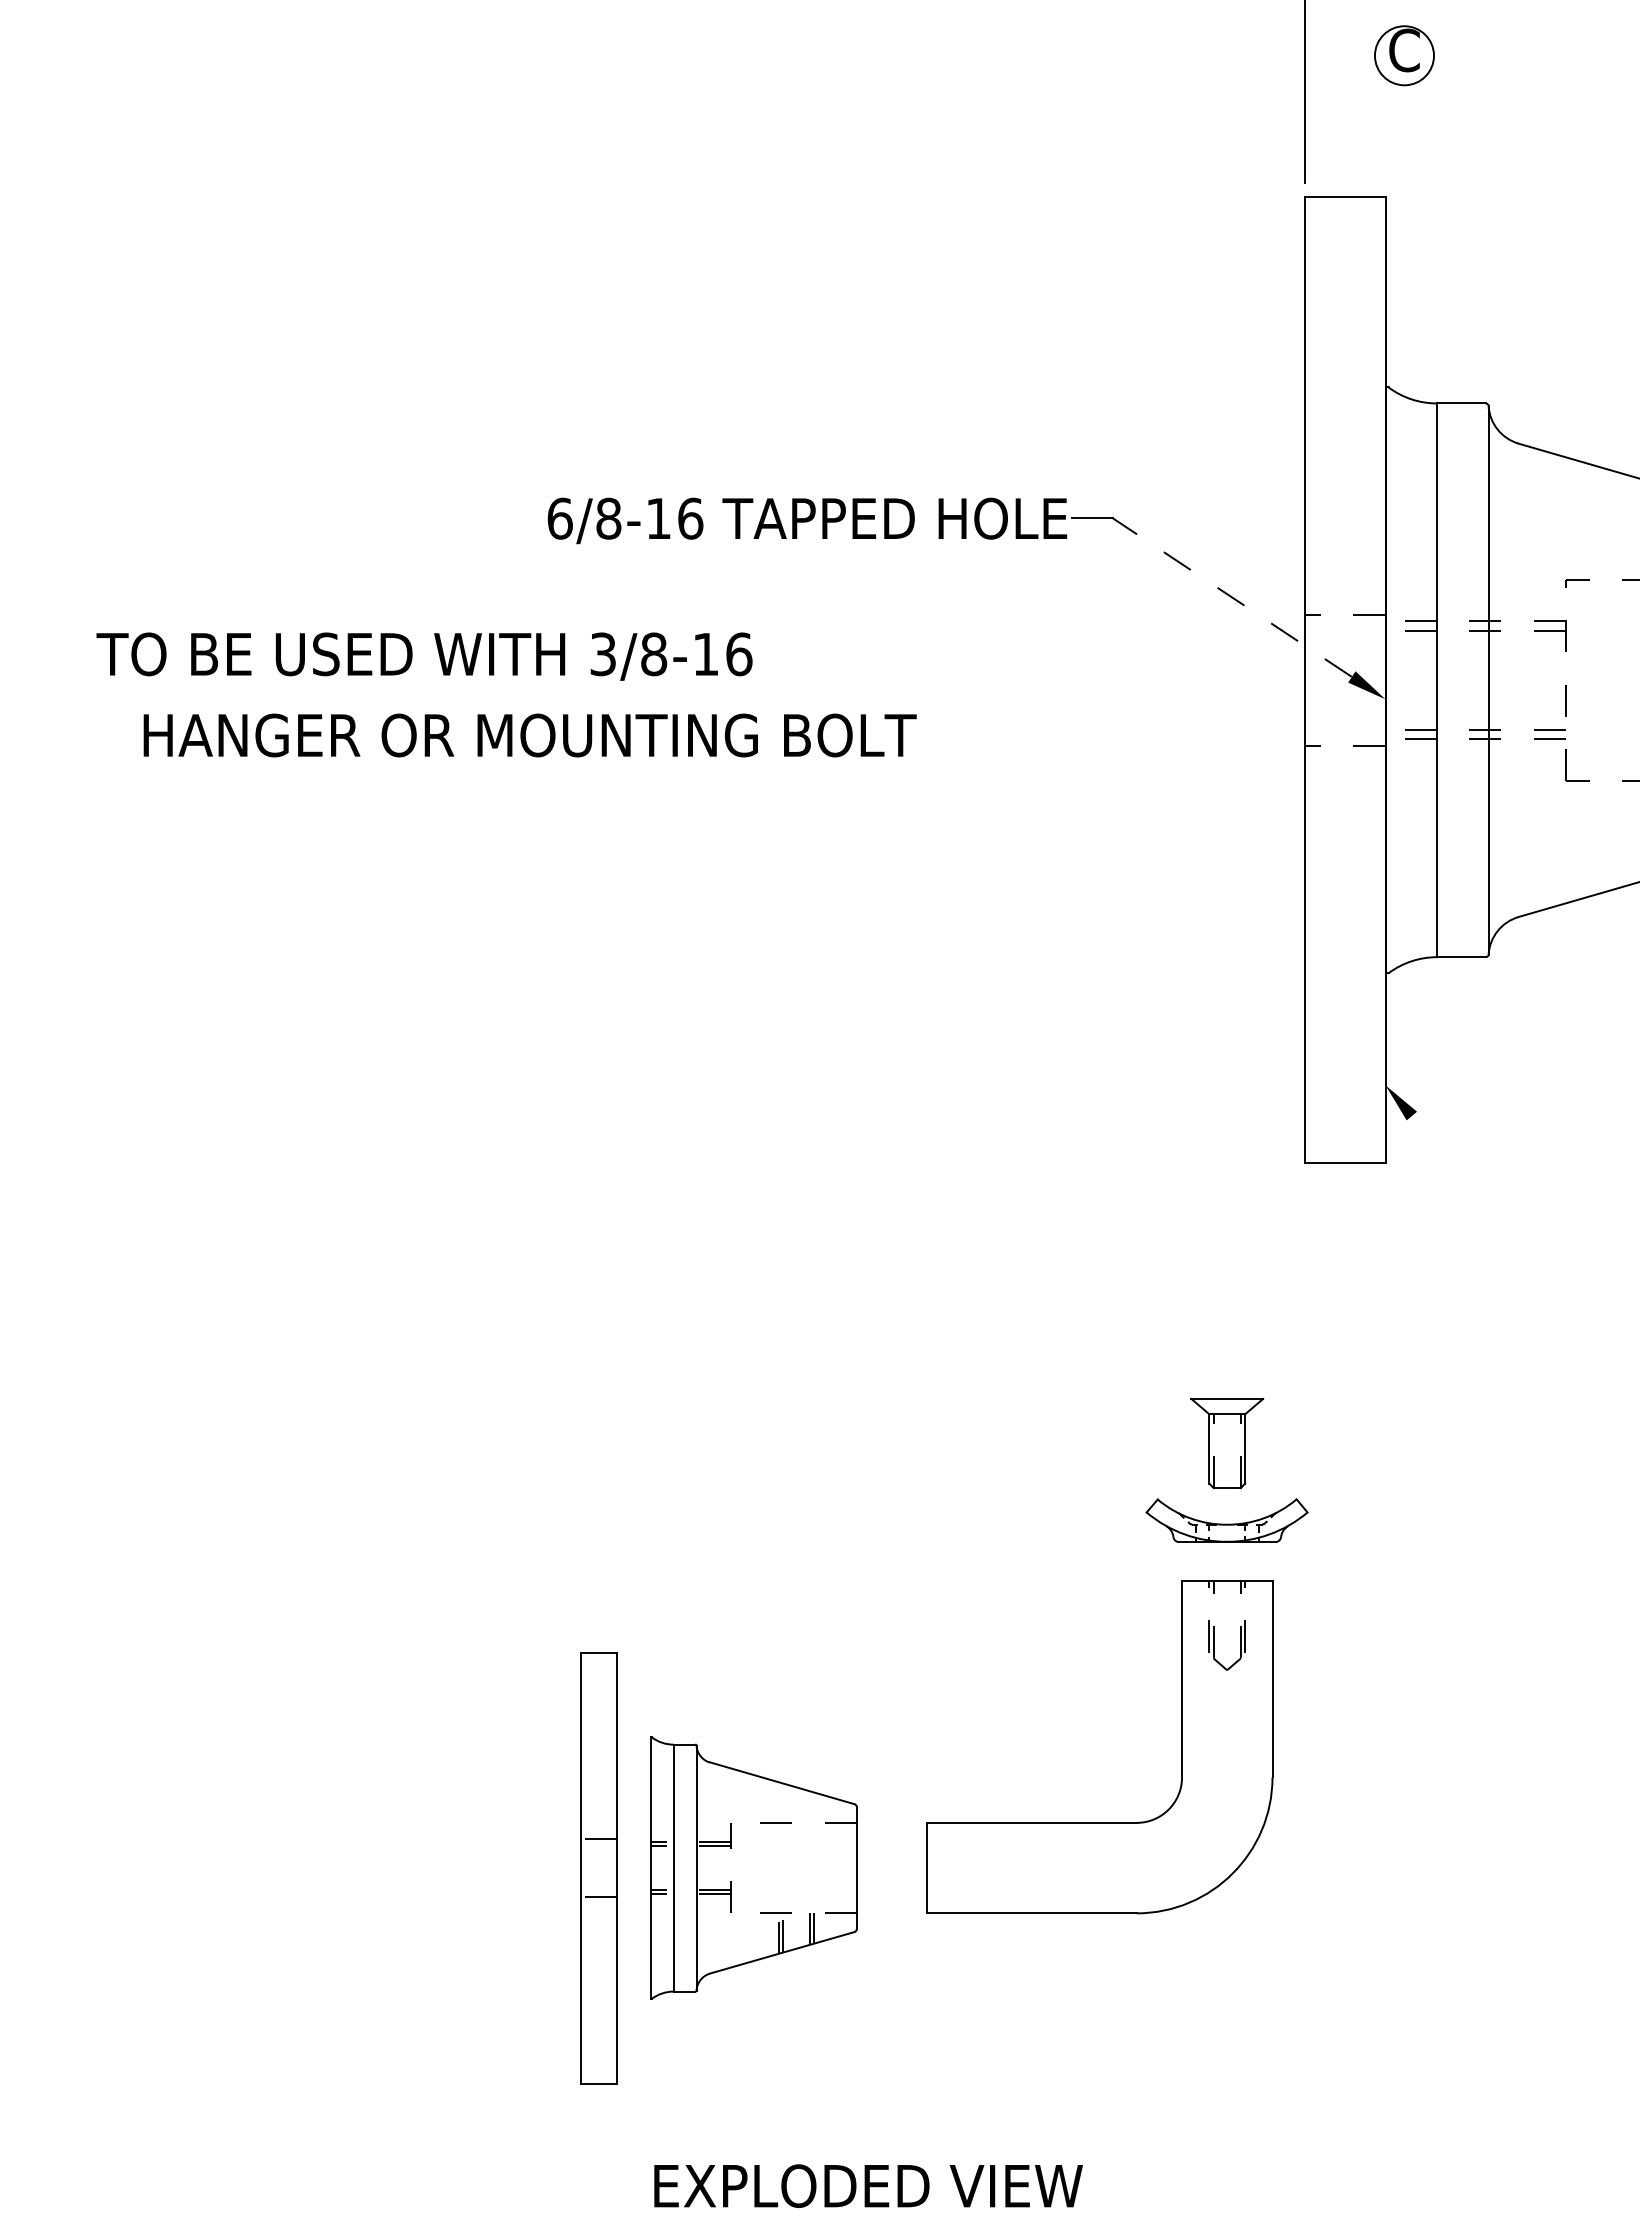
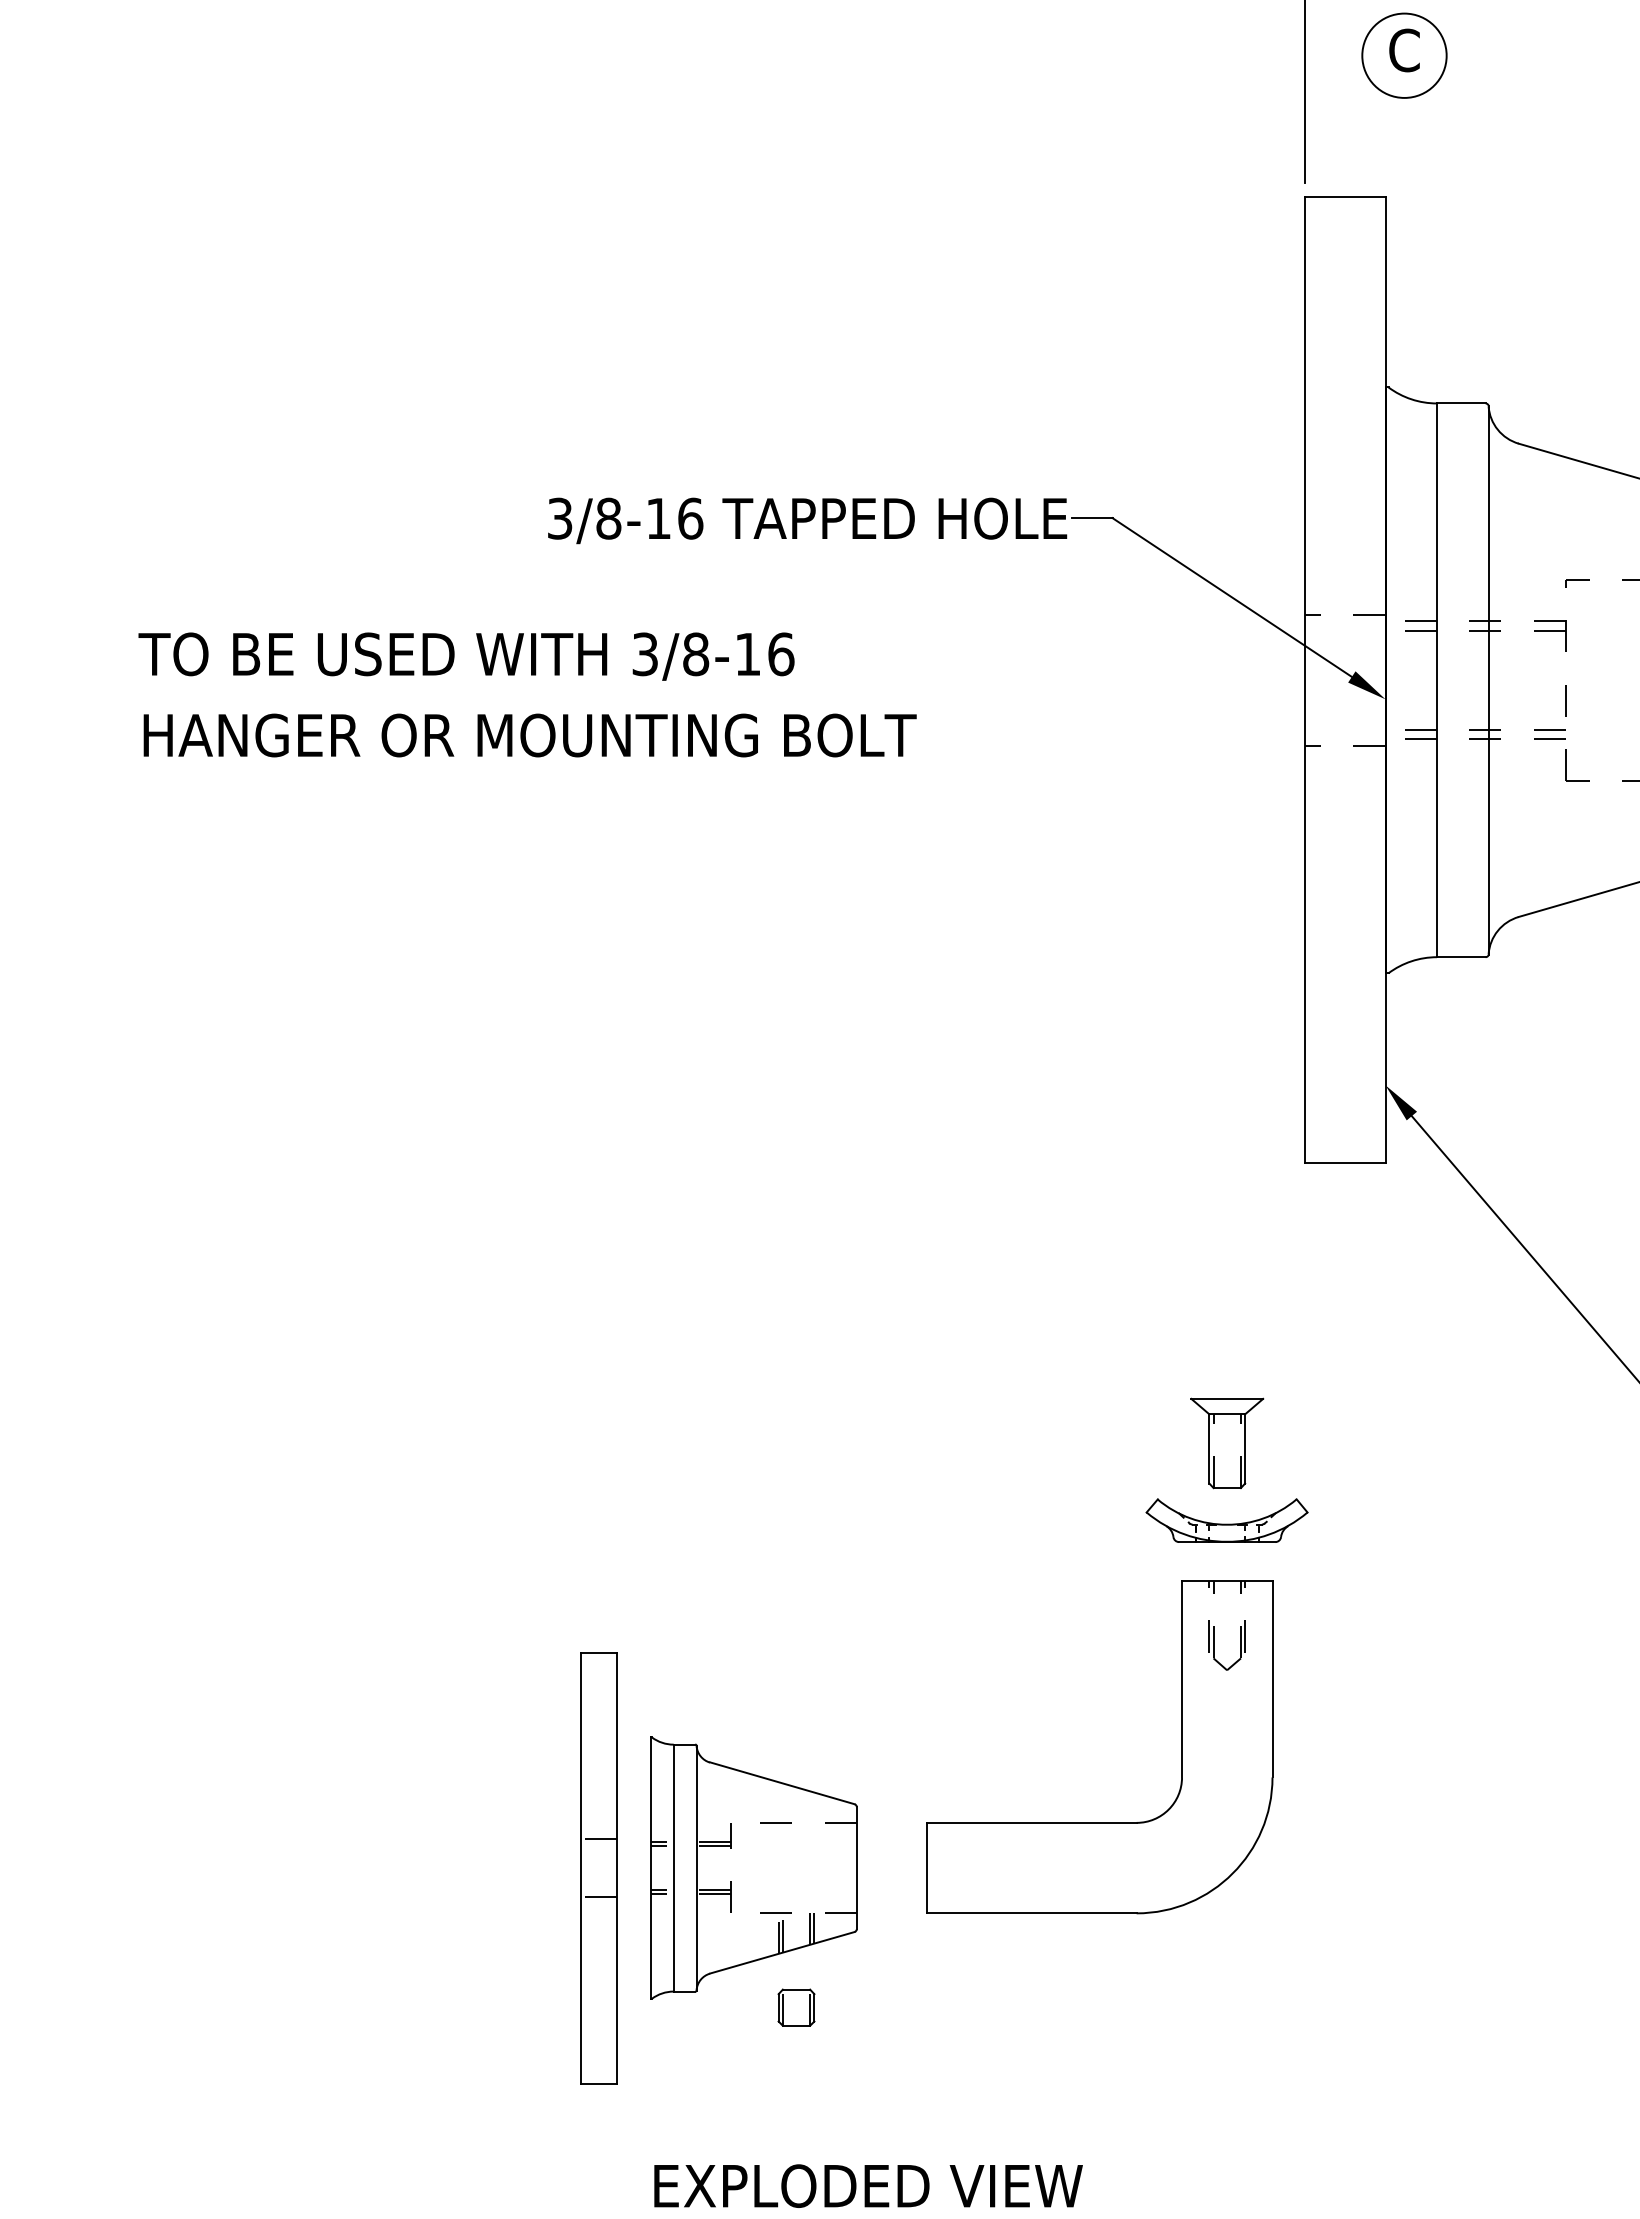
circle diameter: 59 px -> 84 px (1404, 55)
text: 6/8-16 -> 3/8-16 (559, 518)
line: dashed -> solid (1232, 597)
text position: (424, 656) -> (466, 656) (466, 656)
line: none -> present (1523, 1247)
part: none -> present (796, 2007)
